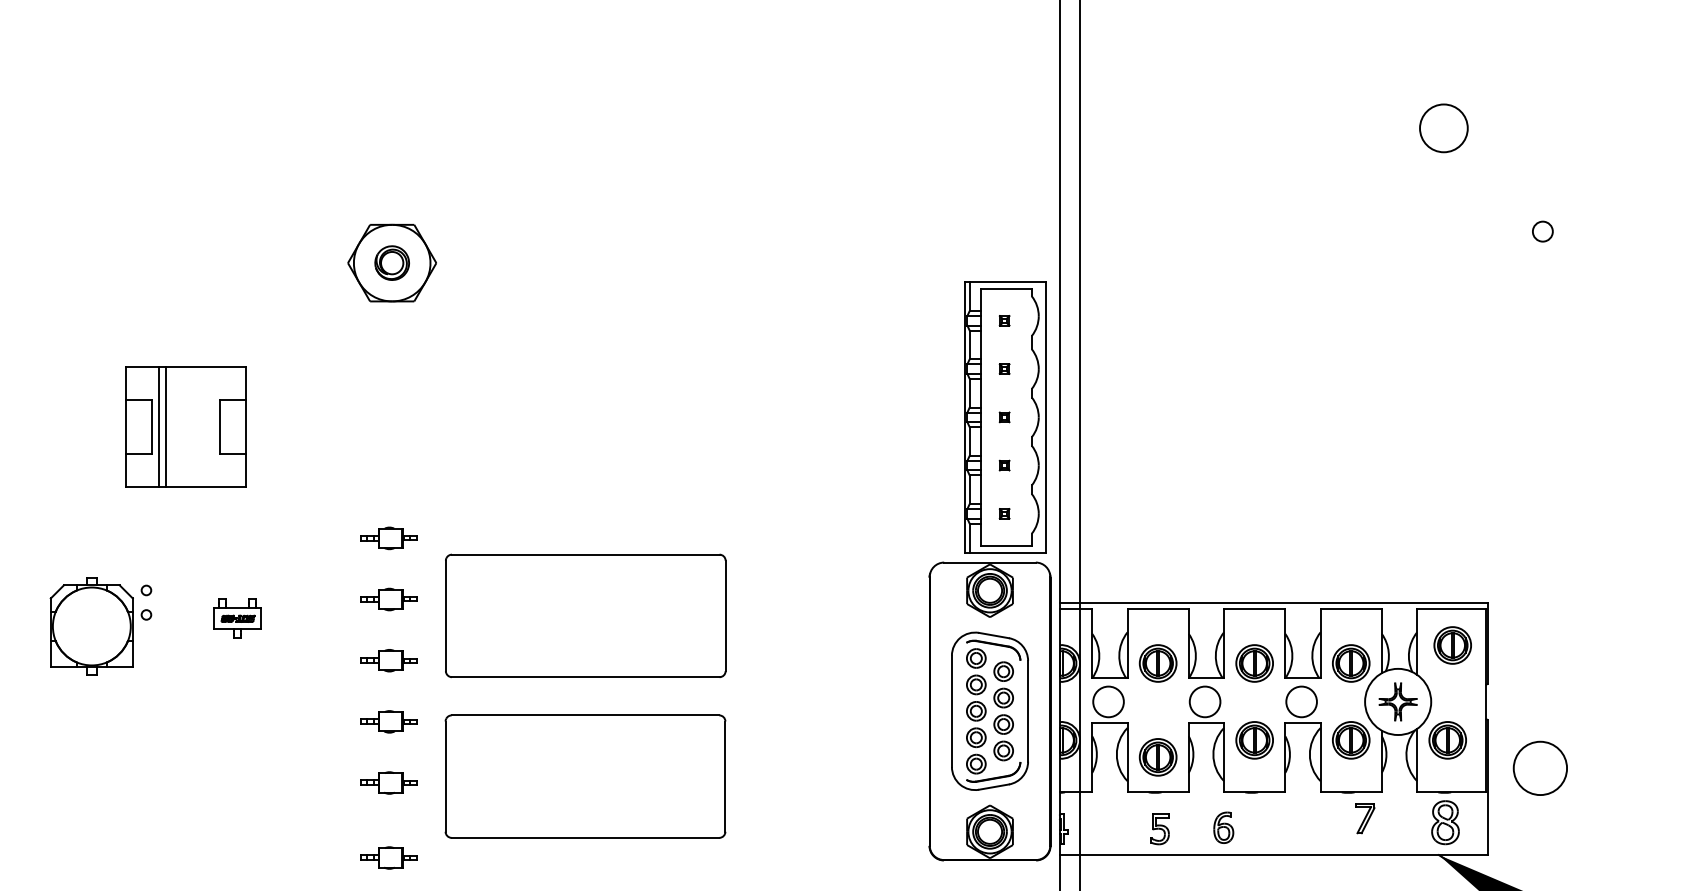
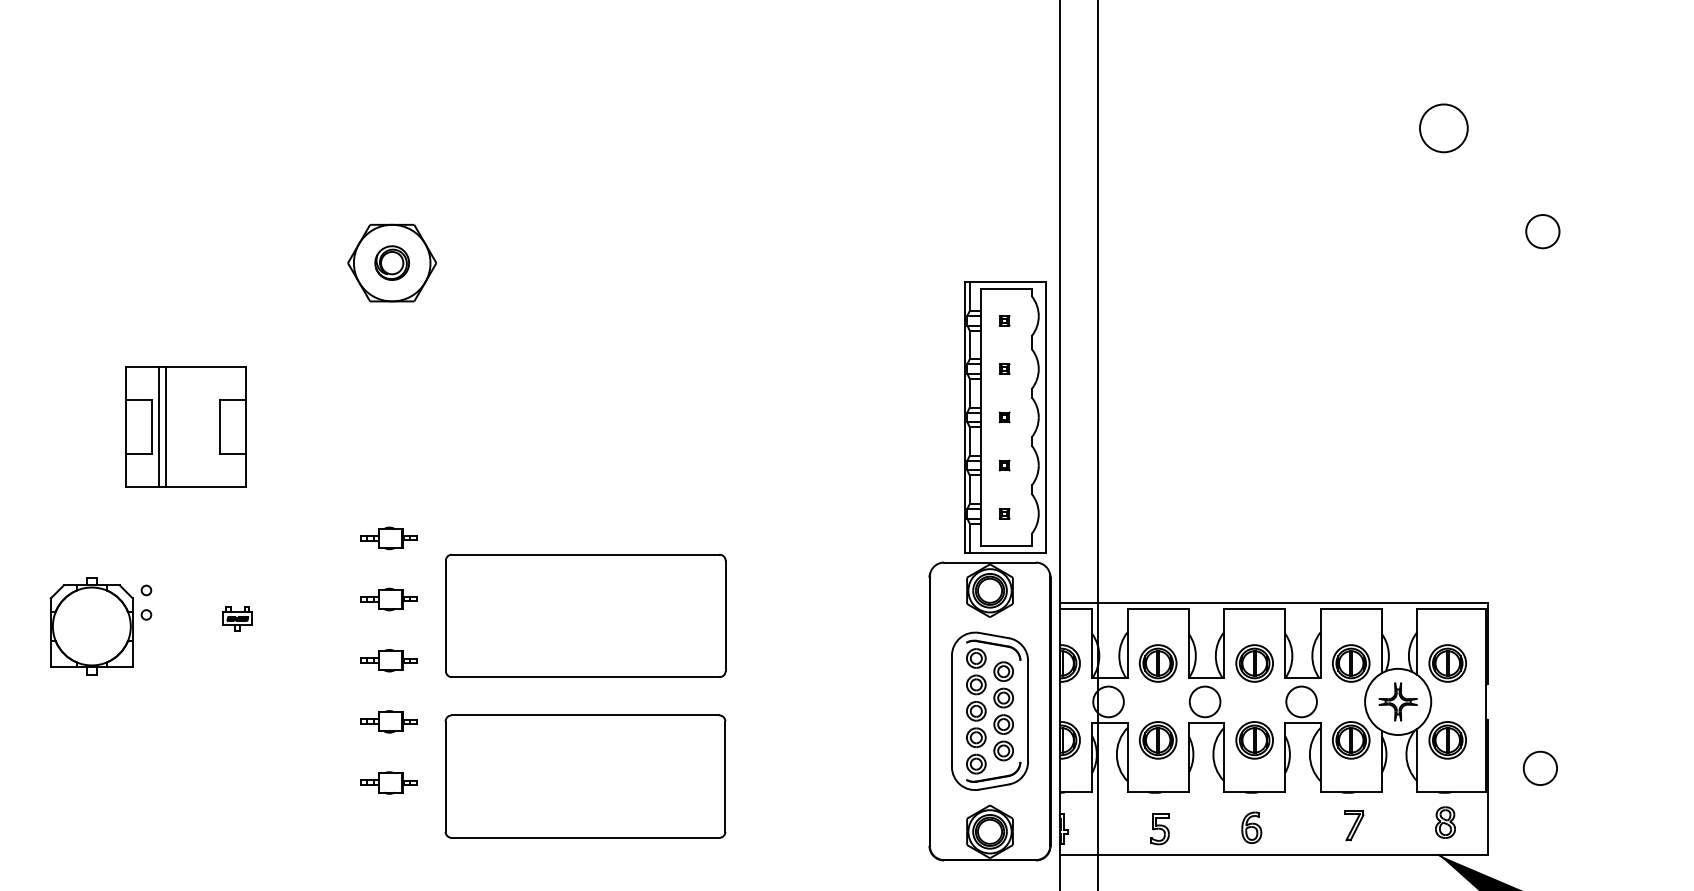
circle diameter: 20 px -> 33 px (1542, 231)
line position: (1080, 444) -> (1098, 444) (1098, 444)
part size: 49x41 px -> 31x26 px (237, 618)
part position: (1452, 645) -> (1447, 663) (1447, 663)
part position: (1157, 757) -> (1157, 740) (1157, 740)
circle diameter: 53 px -> 33 px (1540, 768)
part position: (1365, 818) -> (1354, 825) (1354, 825)
part size: 29x46 px -> 21x33 px (1445, 822)
part position: (1223, 827) -> (1251, 827) (1251, 827)
part: present -> none (388, 857)
